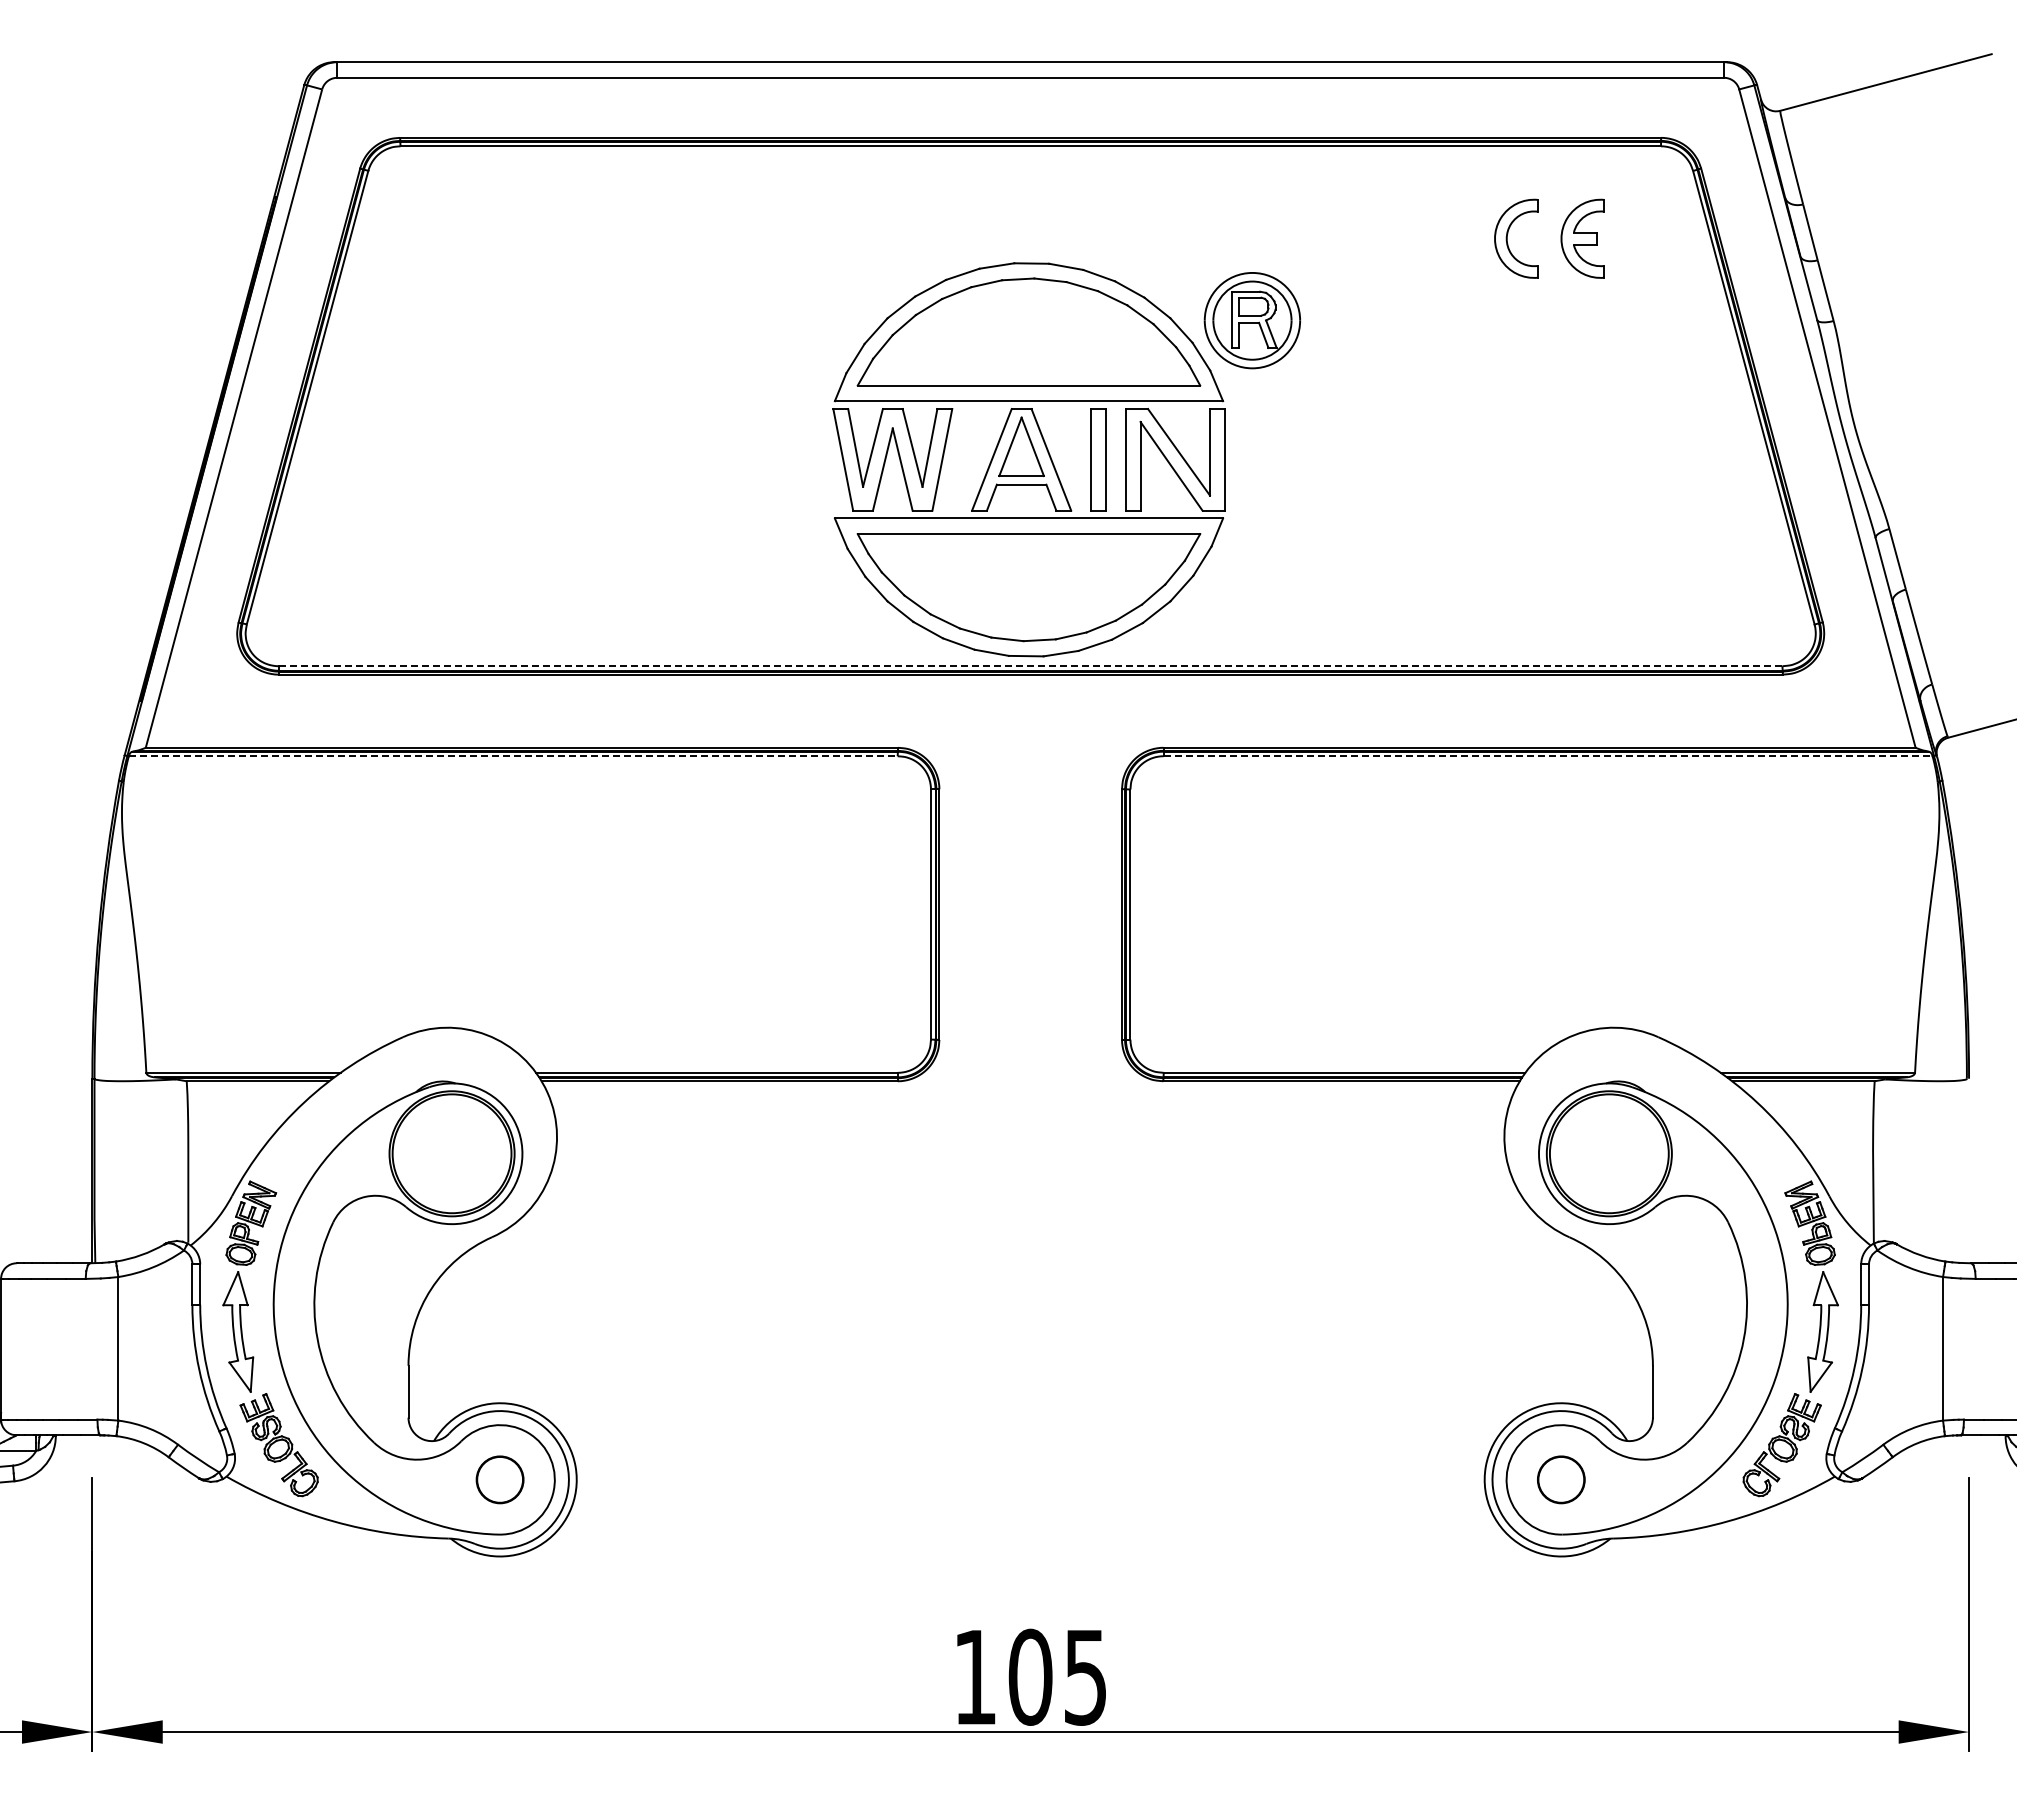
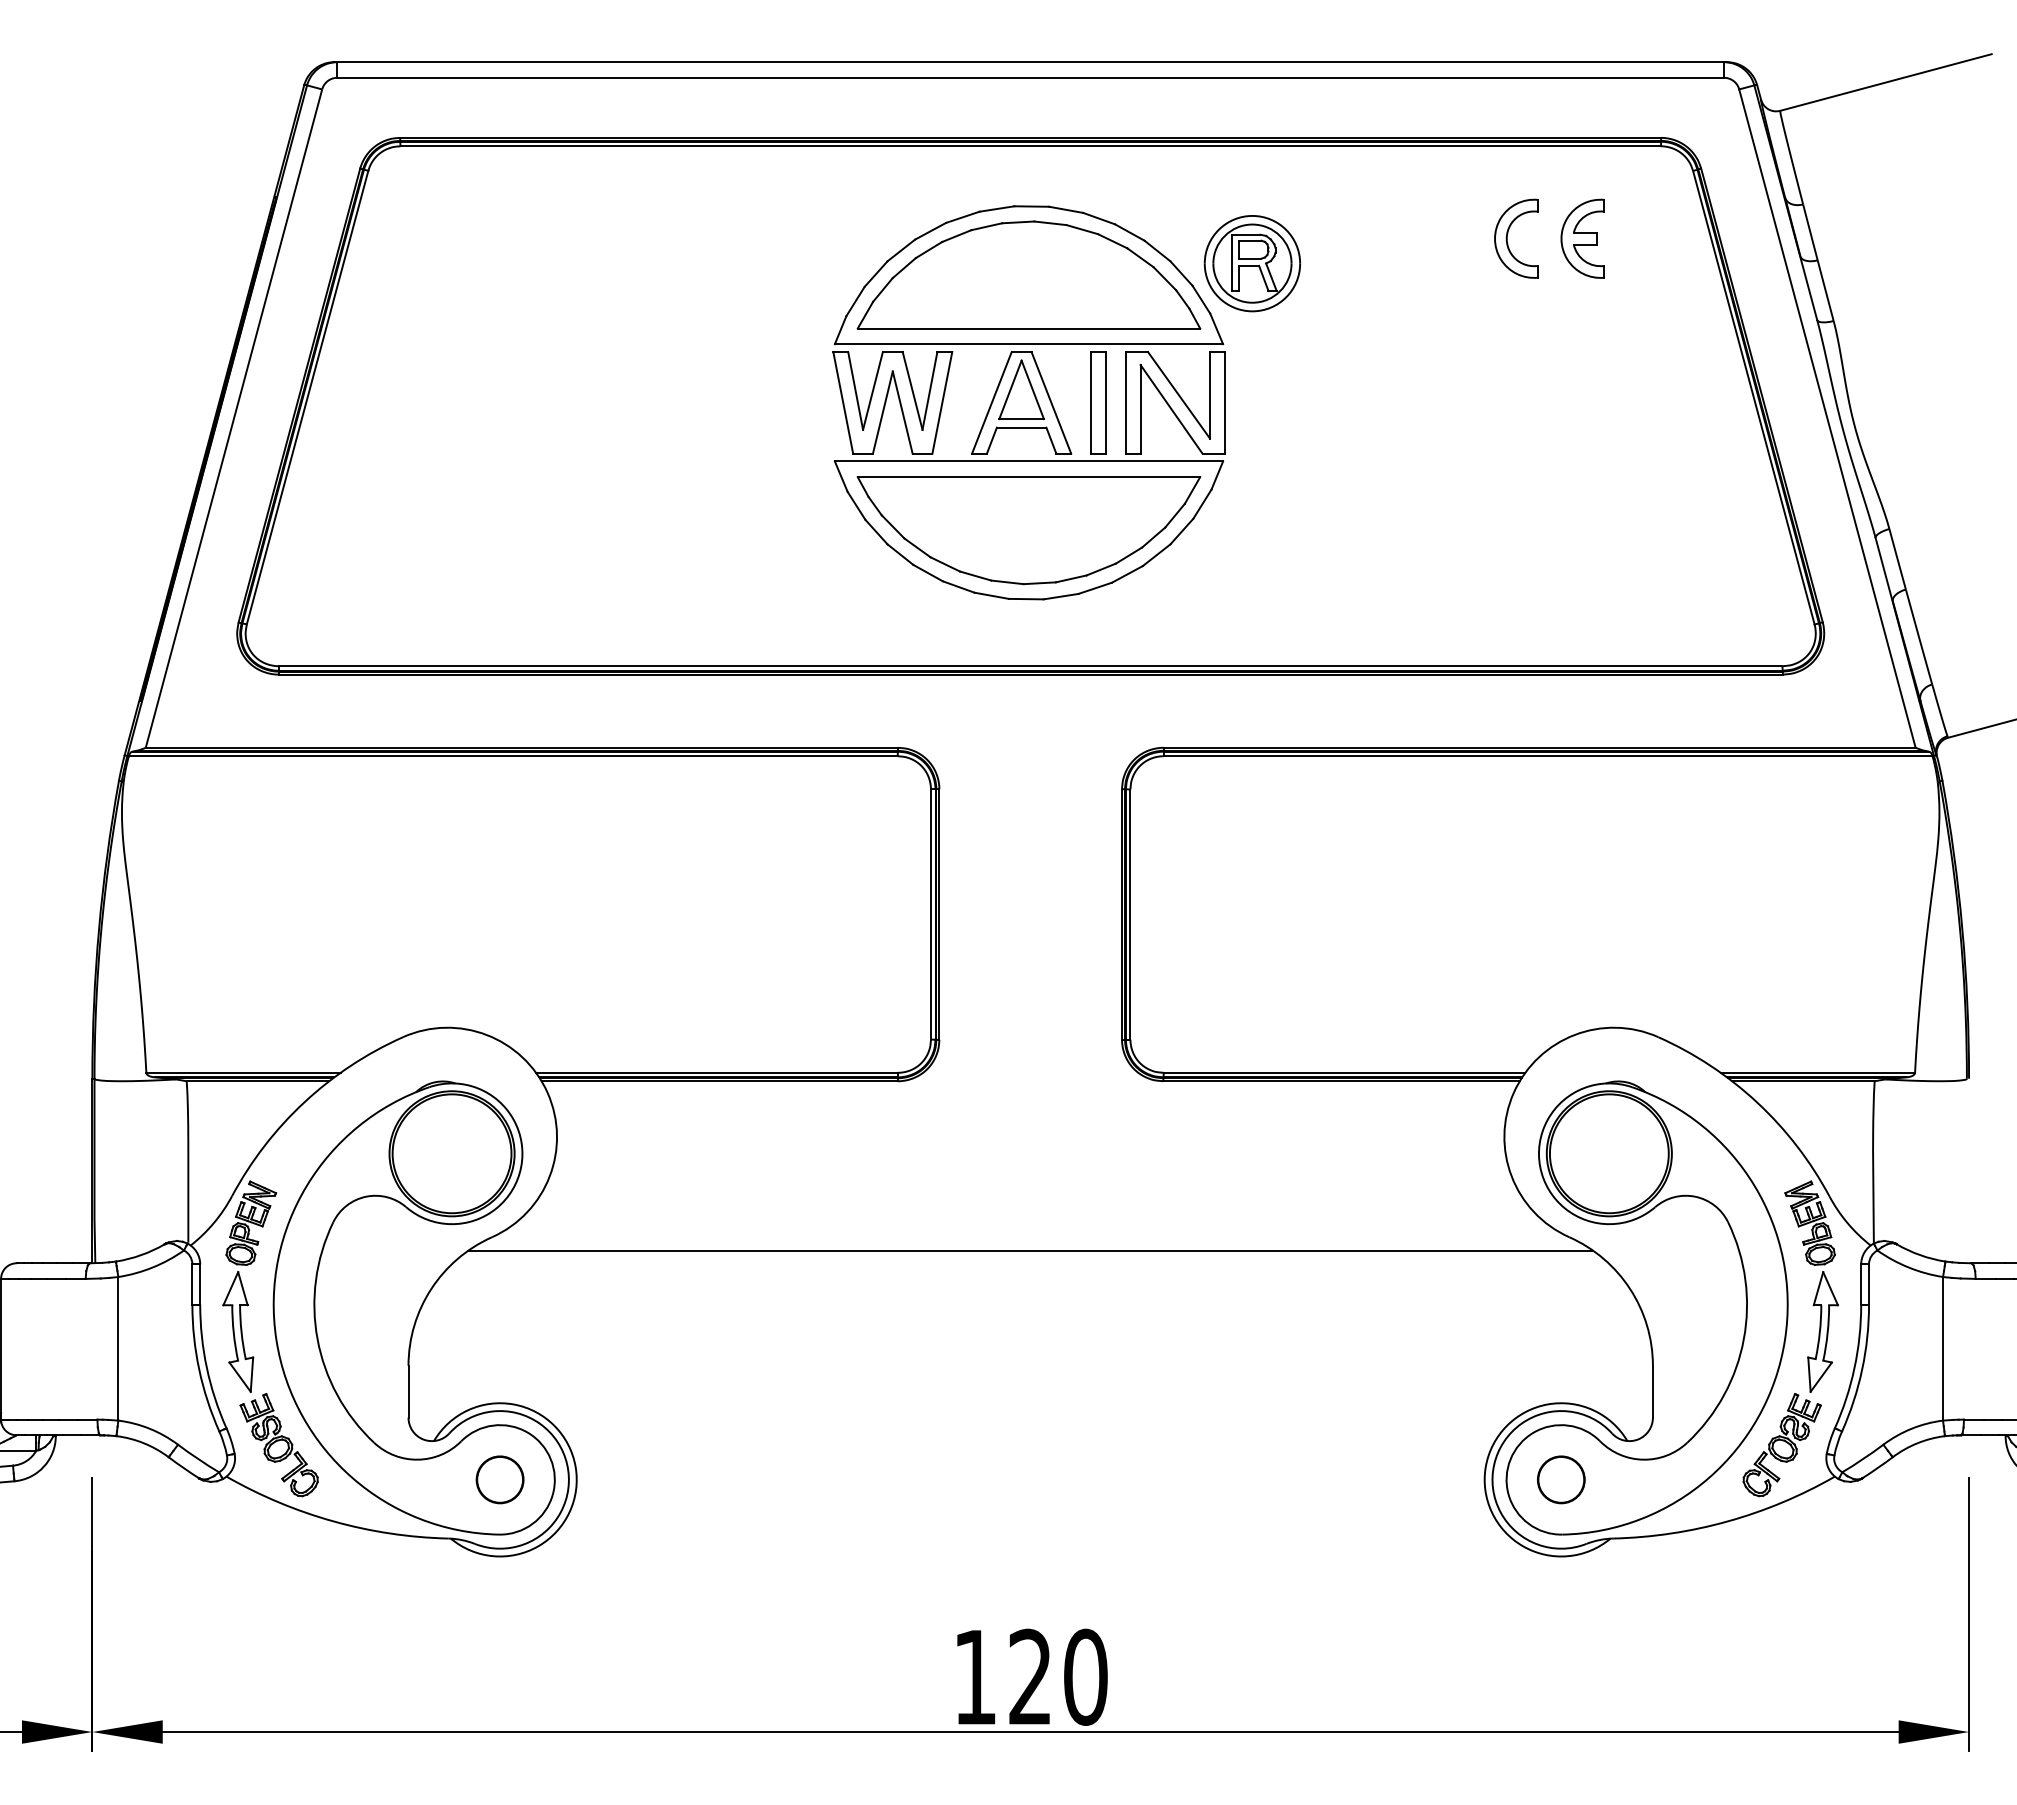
part position: (1054, 464) -> (1054, 407) (1054, 407)
line: dashed -> solid (1030, 666)
line: dashed -> solid (513, 756)
line: dashed -> solid (1548, 756)
line: none -> present (1030, 1250)
text: 105 -> 120 (1057, 1676)
